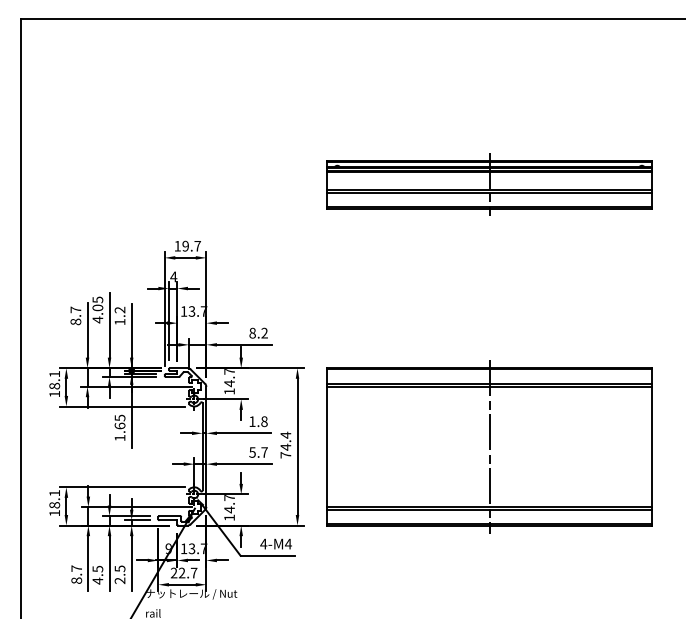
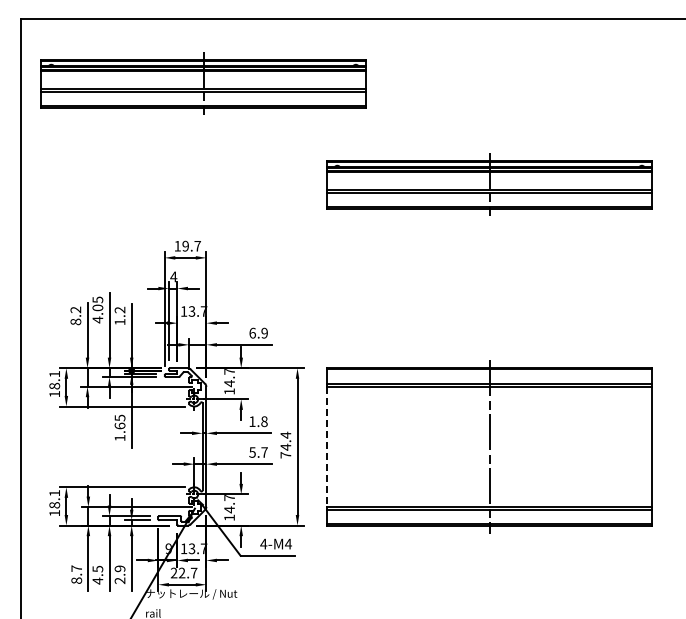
part: none -> present (203, 83)
text: 8.7 -> 8.2 (75, 309)
text: 8.2 -> 6.9 (258, 332)
line: solid -> dashed (326, 447)
text: 2.5 -> 2.9 (119, 568)
